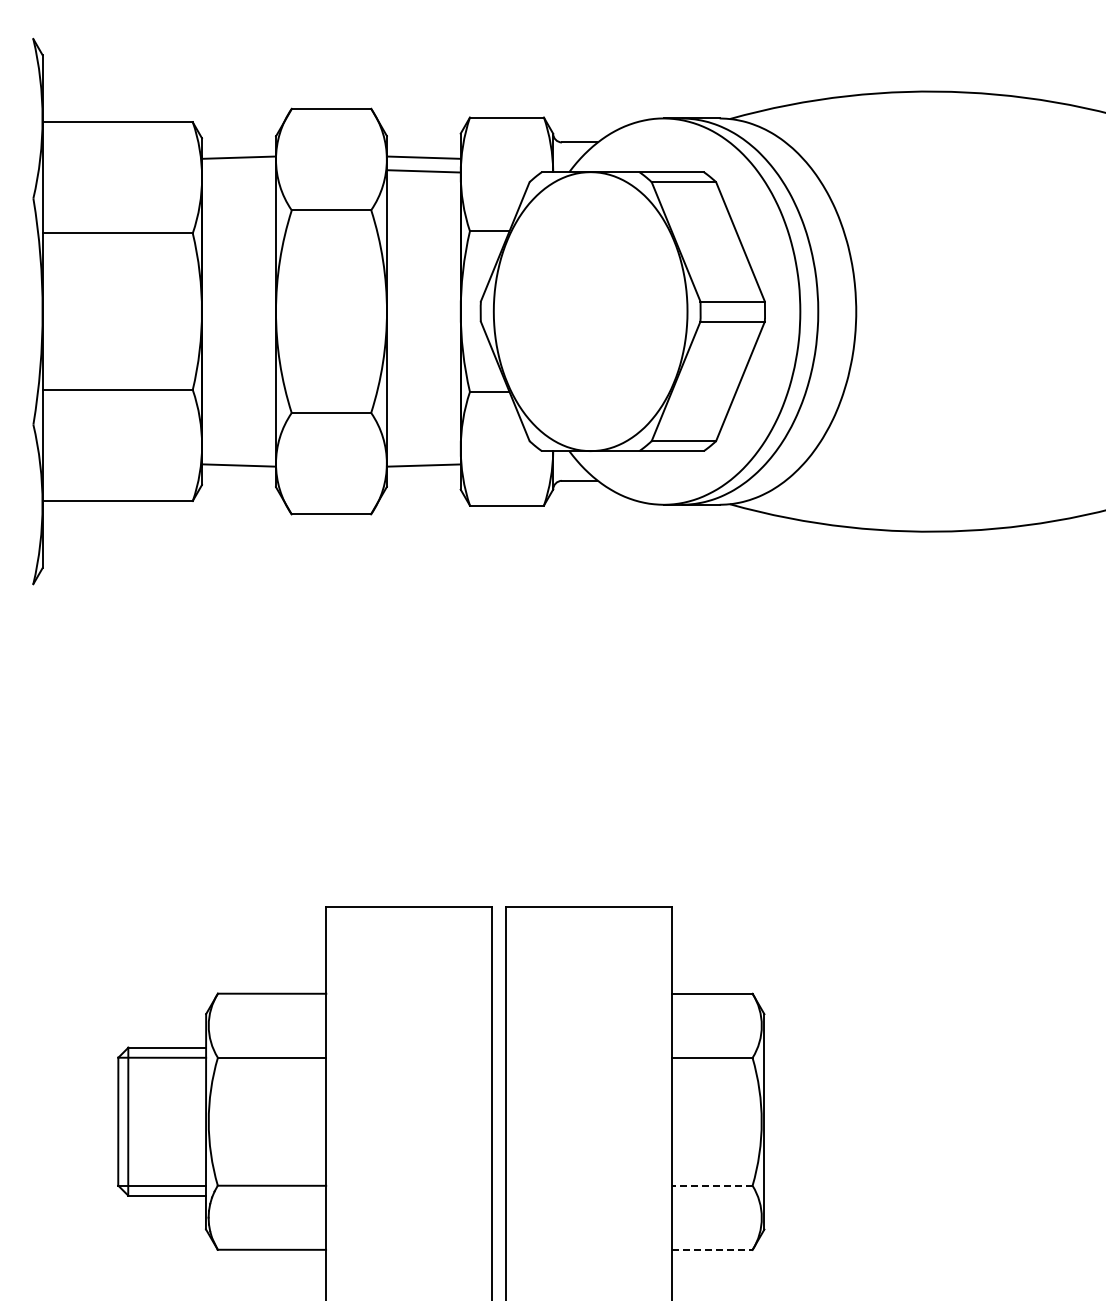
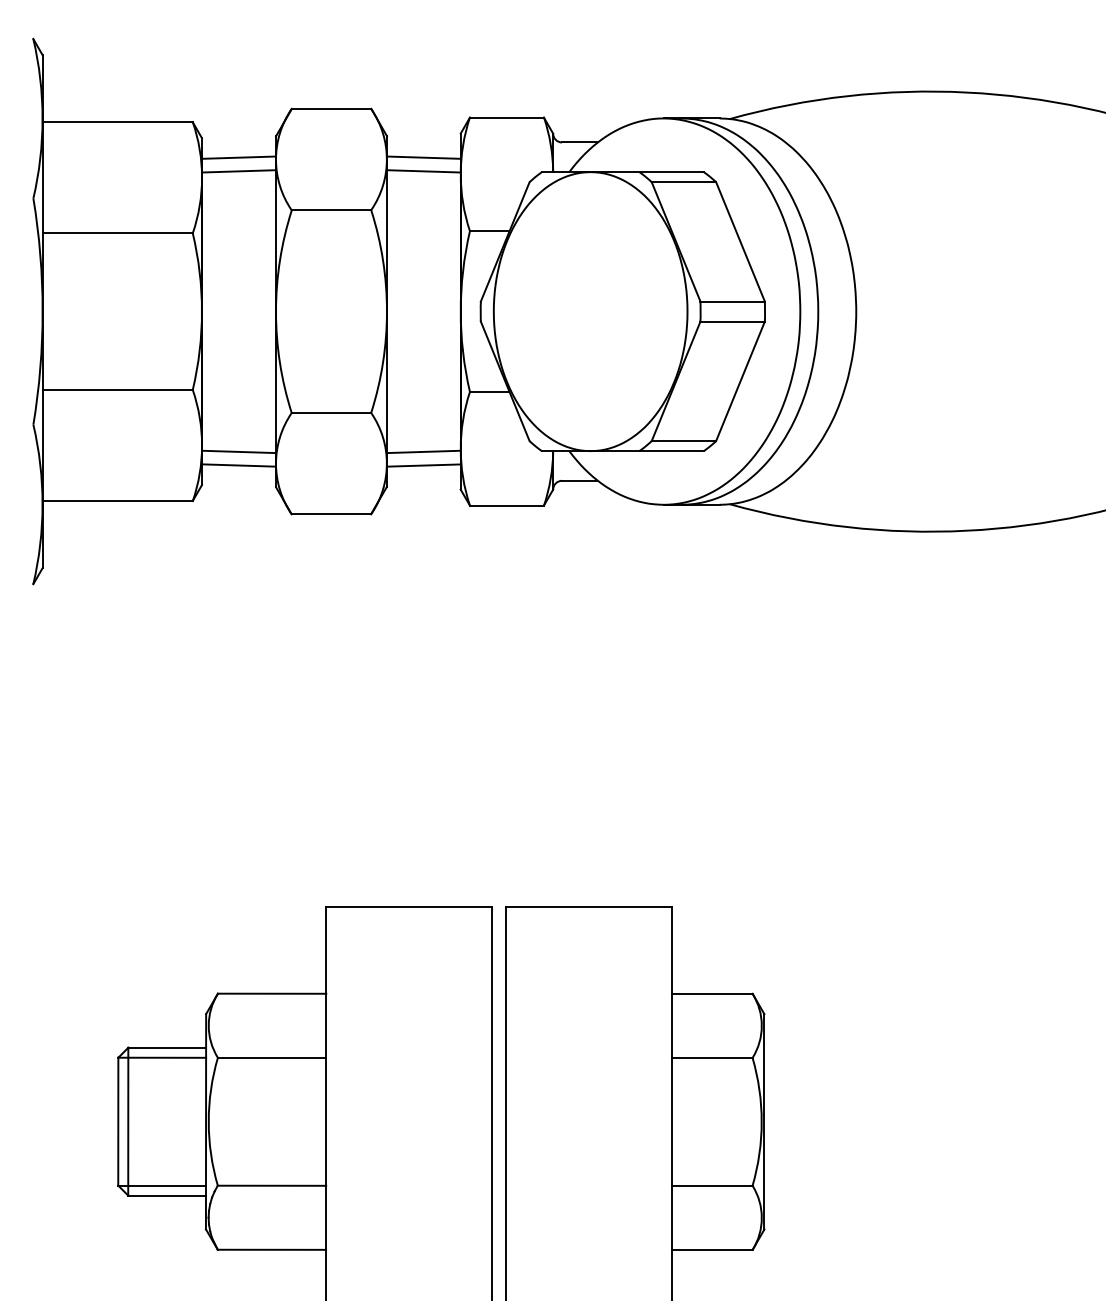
line: none -> present (238, 171)
line: none -> present (238, 451)
line: none -> present (423, 451)
line: dashed -> solid (711, 1185)
line: dashed -> solid (712, 1249)
